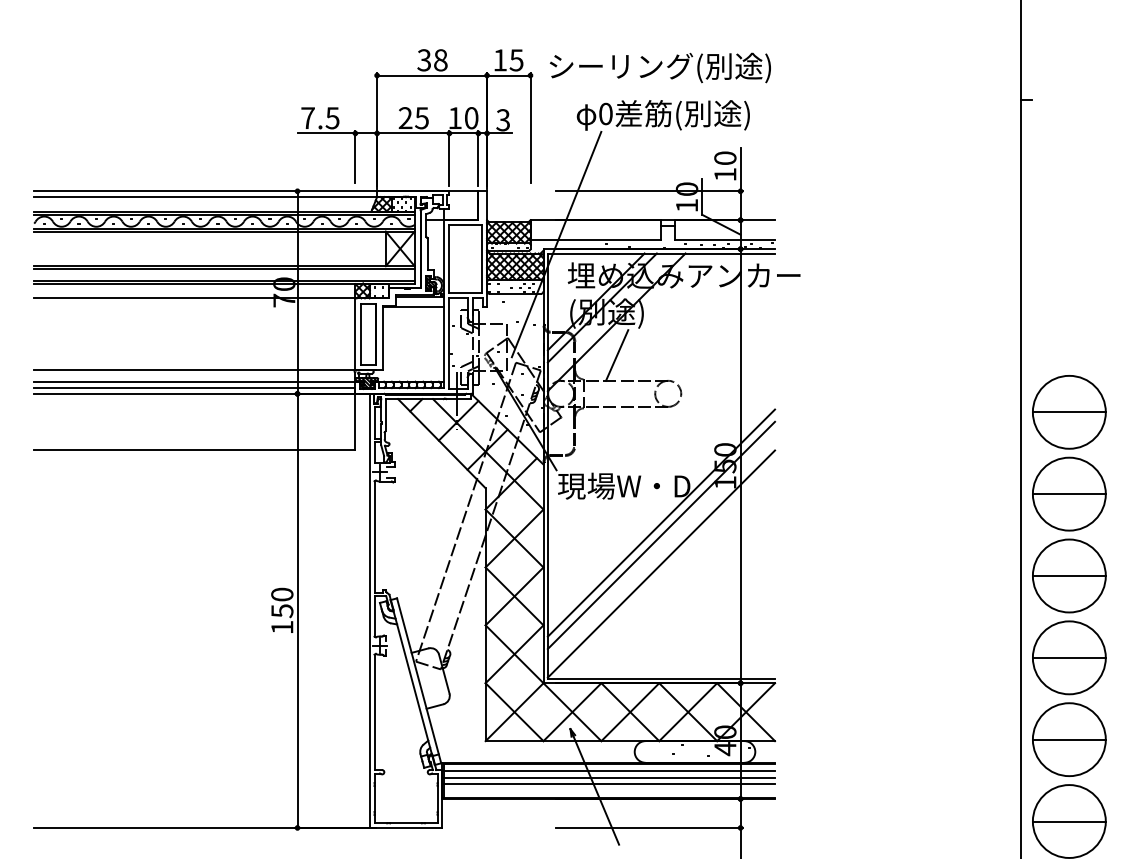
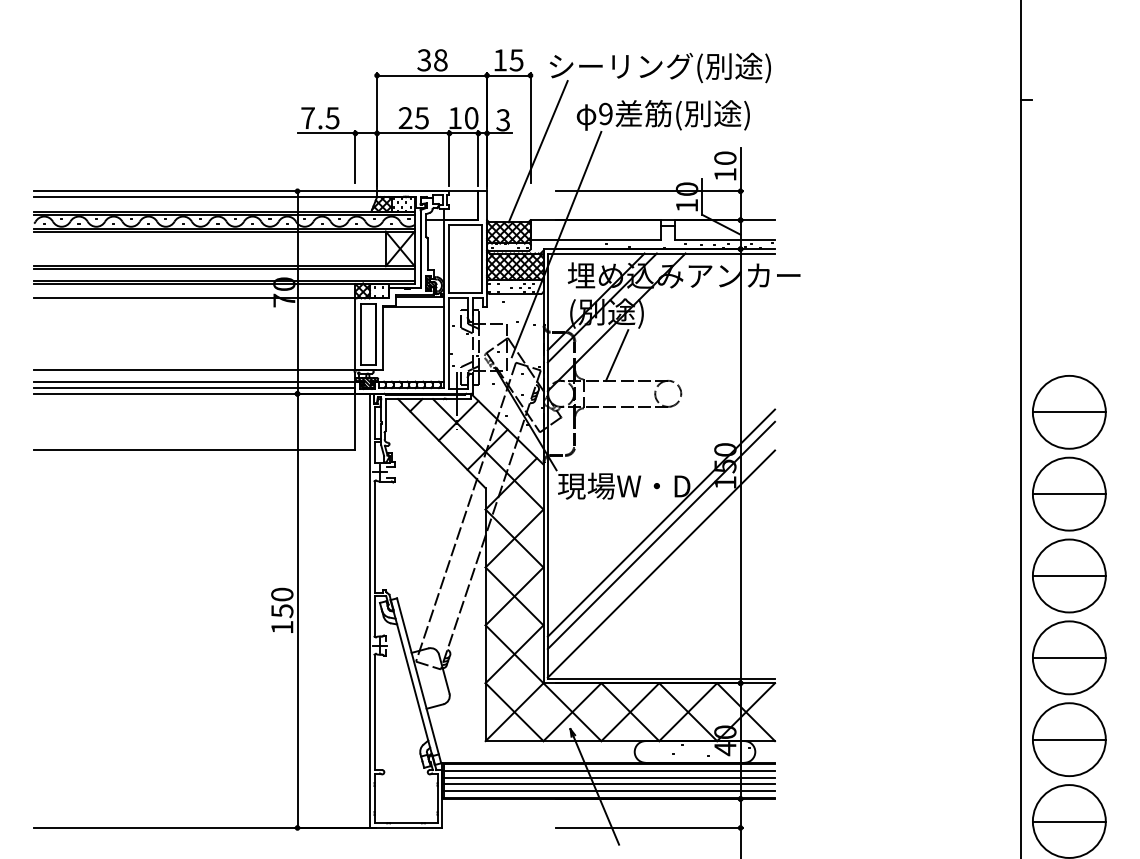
text: 0 -> 9 (605, 114)
line: none -> present (537, 151)
line: none -> present (609, 790)
